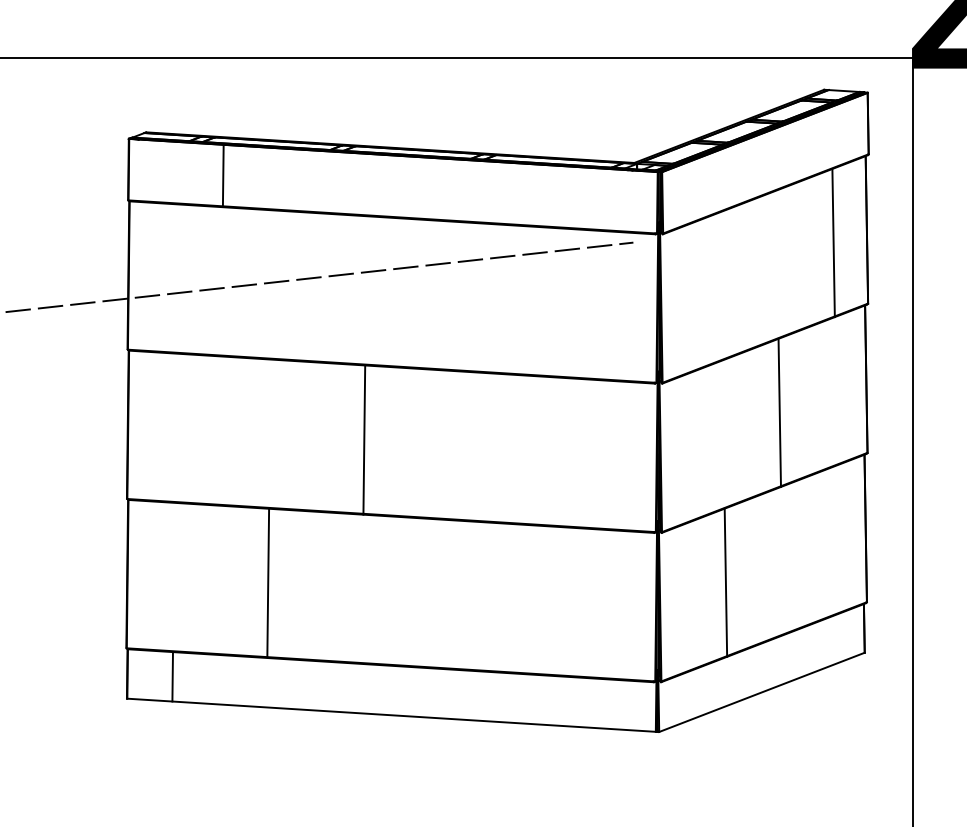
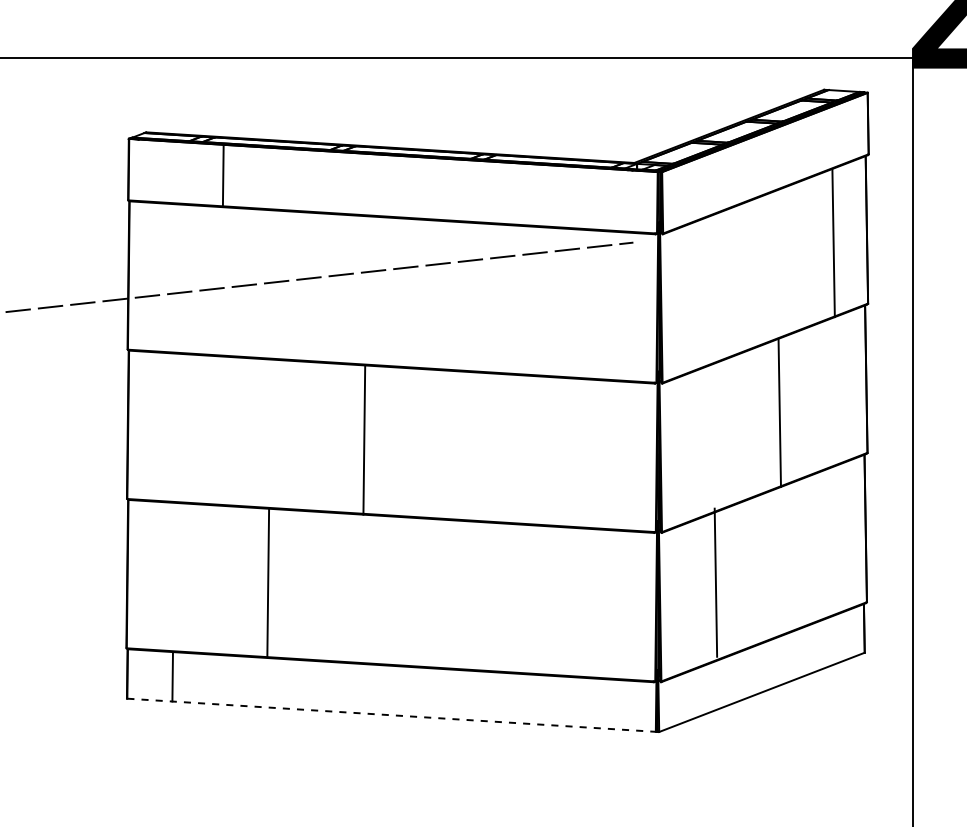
line position: (725, 582) -> (715, 582) (715, 582)
line: solid -> dashed (391, 715)
